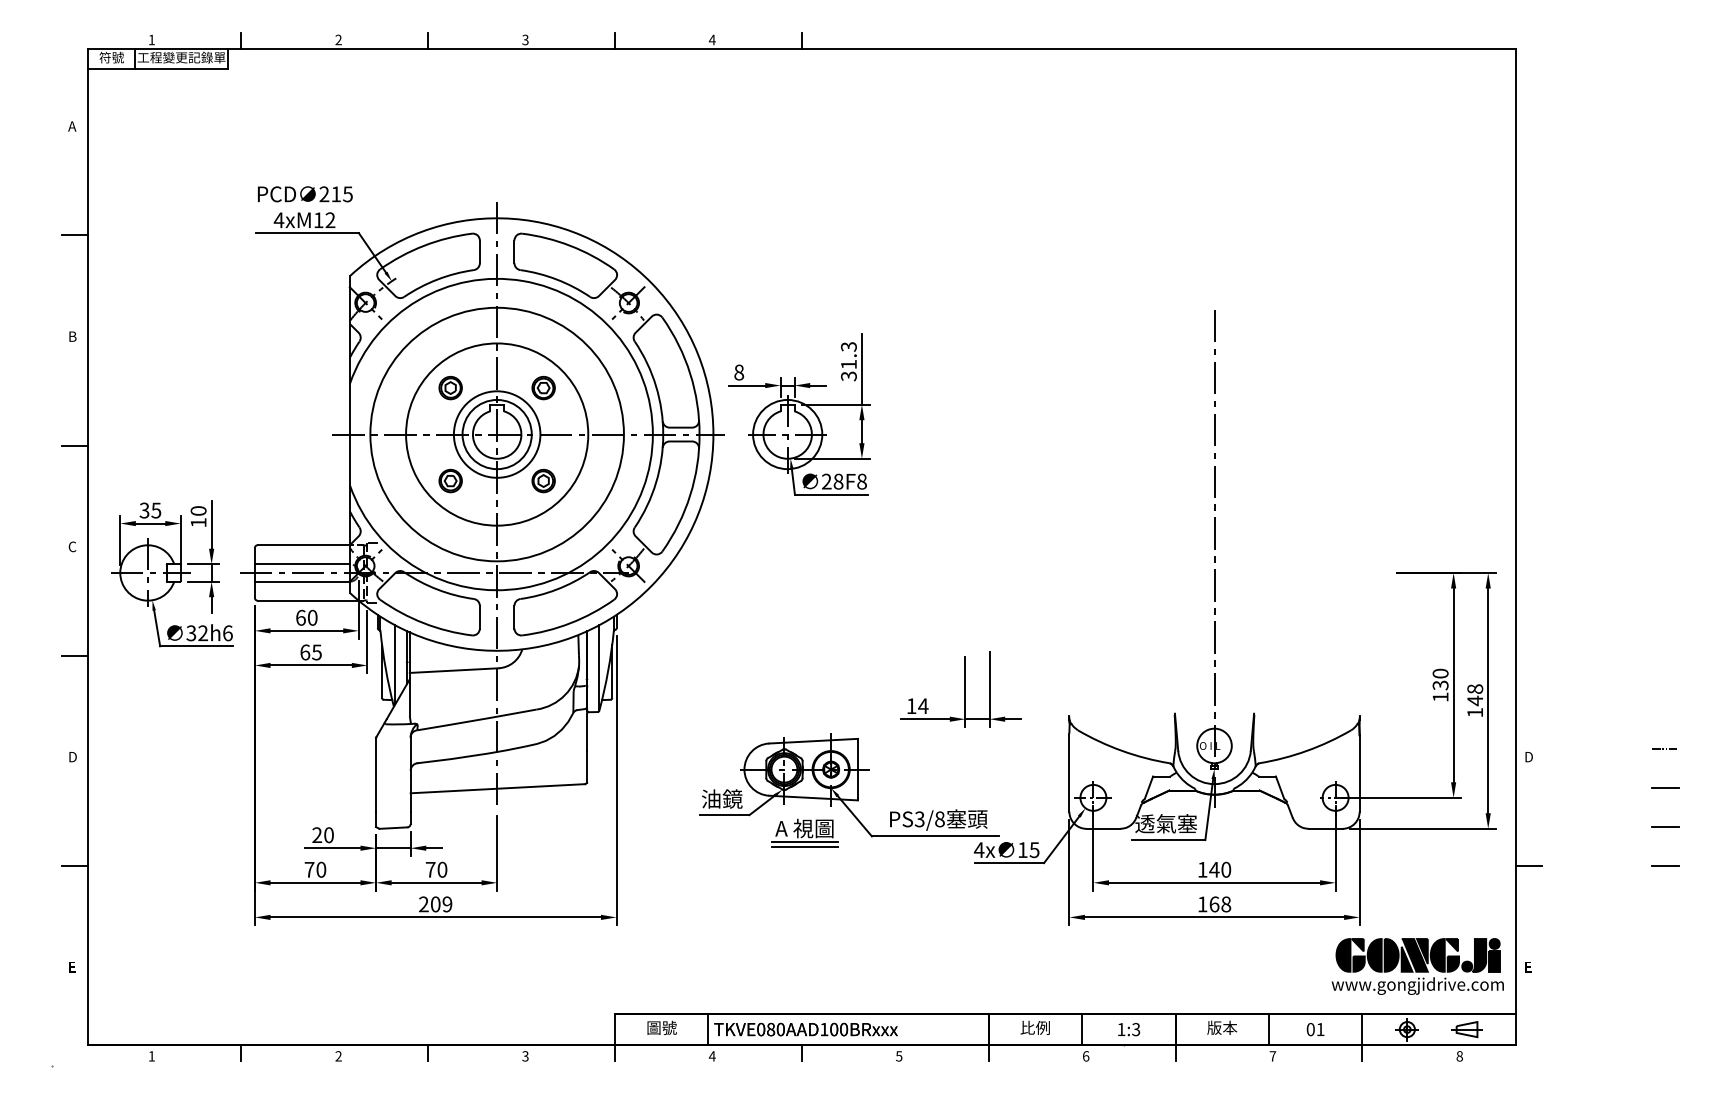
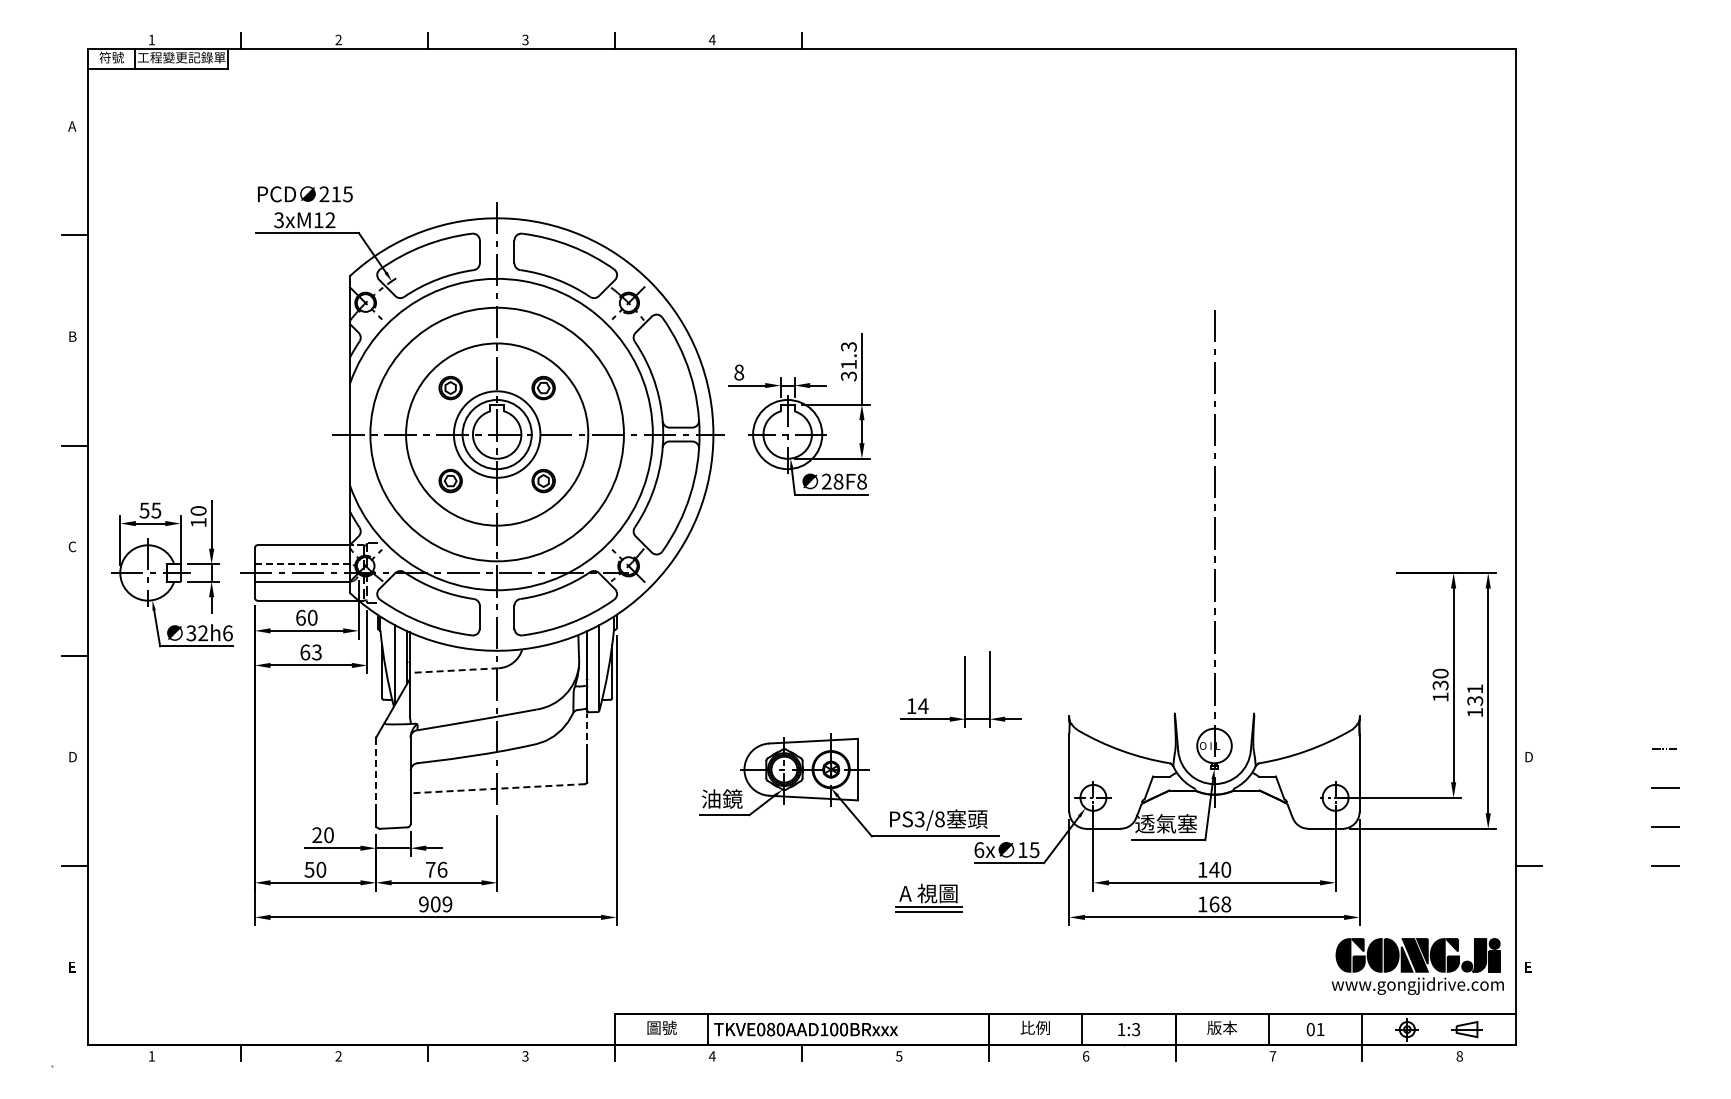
text: 4xM12 -> 3xM12 (278, 220)
text: 35 -> 55 (144, 509)
line: solid -> dashed (302, 564)
text: 65 -> 63 (316, 651)
line: solid -> dashed (453, 670)
text: 148 -> 131 (1475, 695)
line: solid -> dashed (587, 732)
line: solid -> dashed (376, 774)
line: solid -> dashed (497, 788)
part position: (804, 832) -> (928, 897) (928, 897)
text: 4x -> 6x (978, 850)
text: 70 -> 50 (309, 869)
text: 70 -> 76 (442, 869)
text: 209 -> 909 (423, 904)
